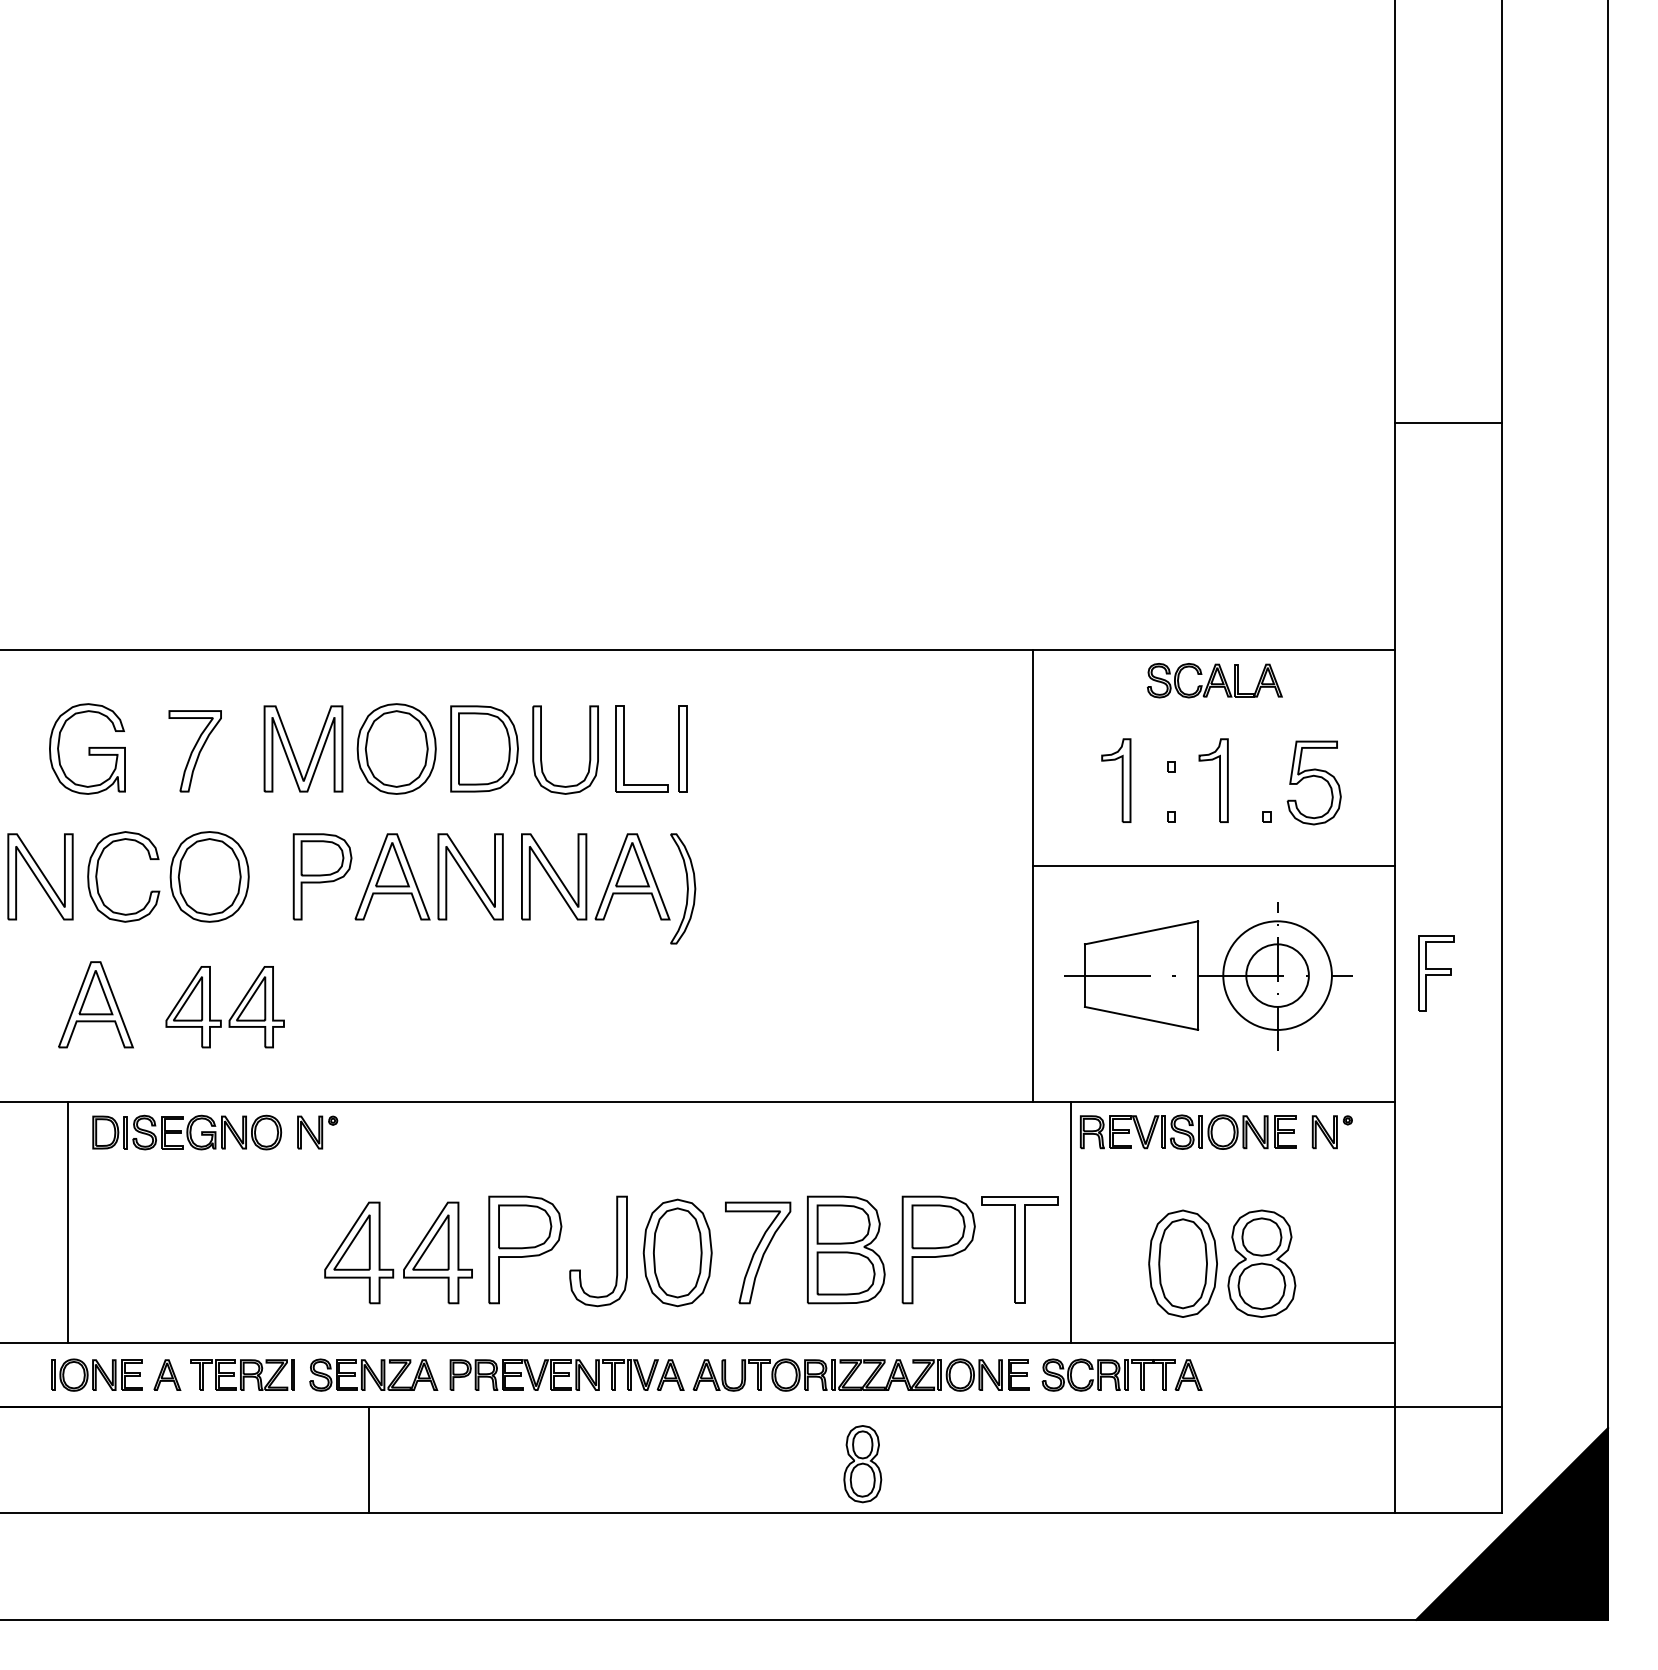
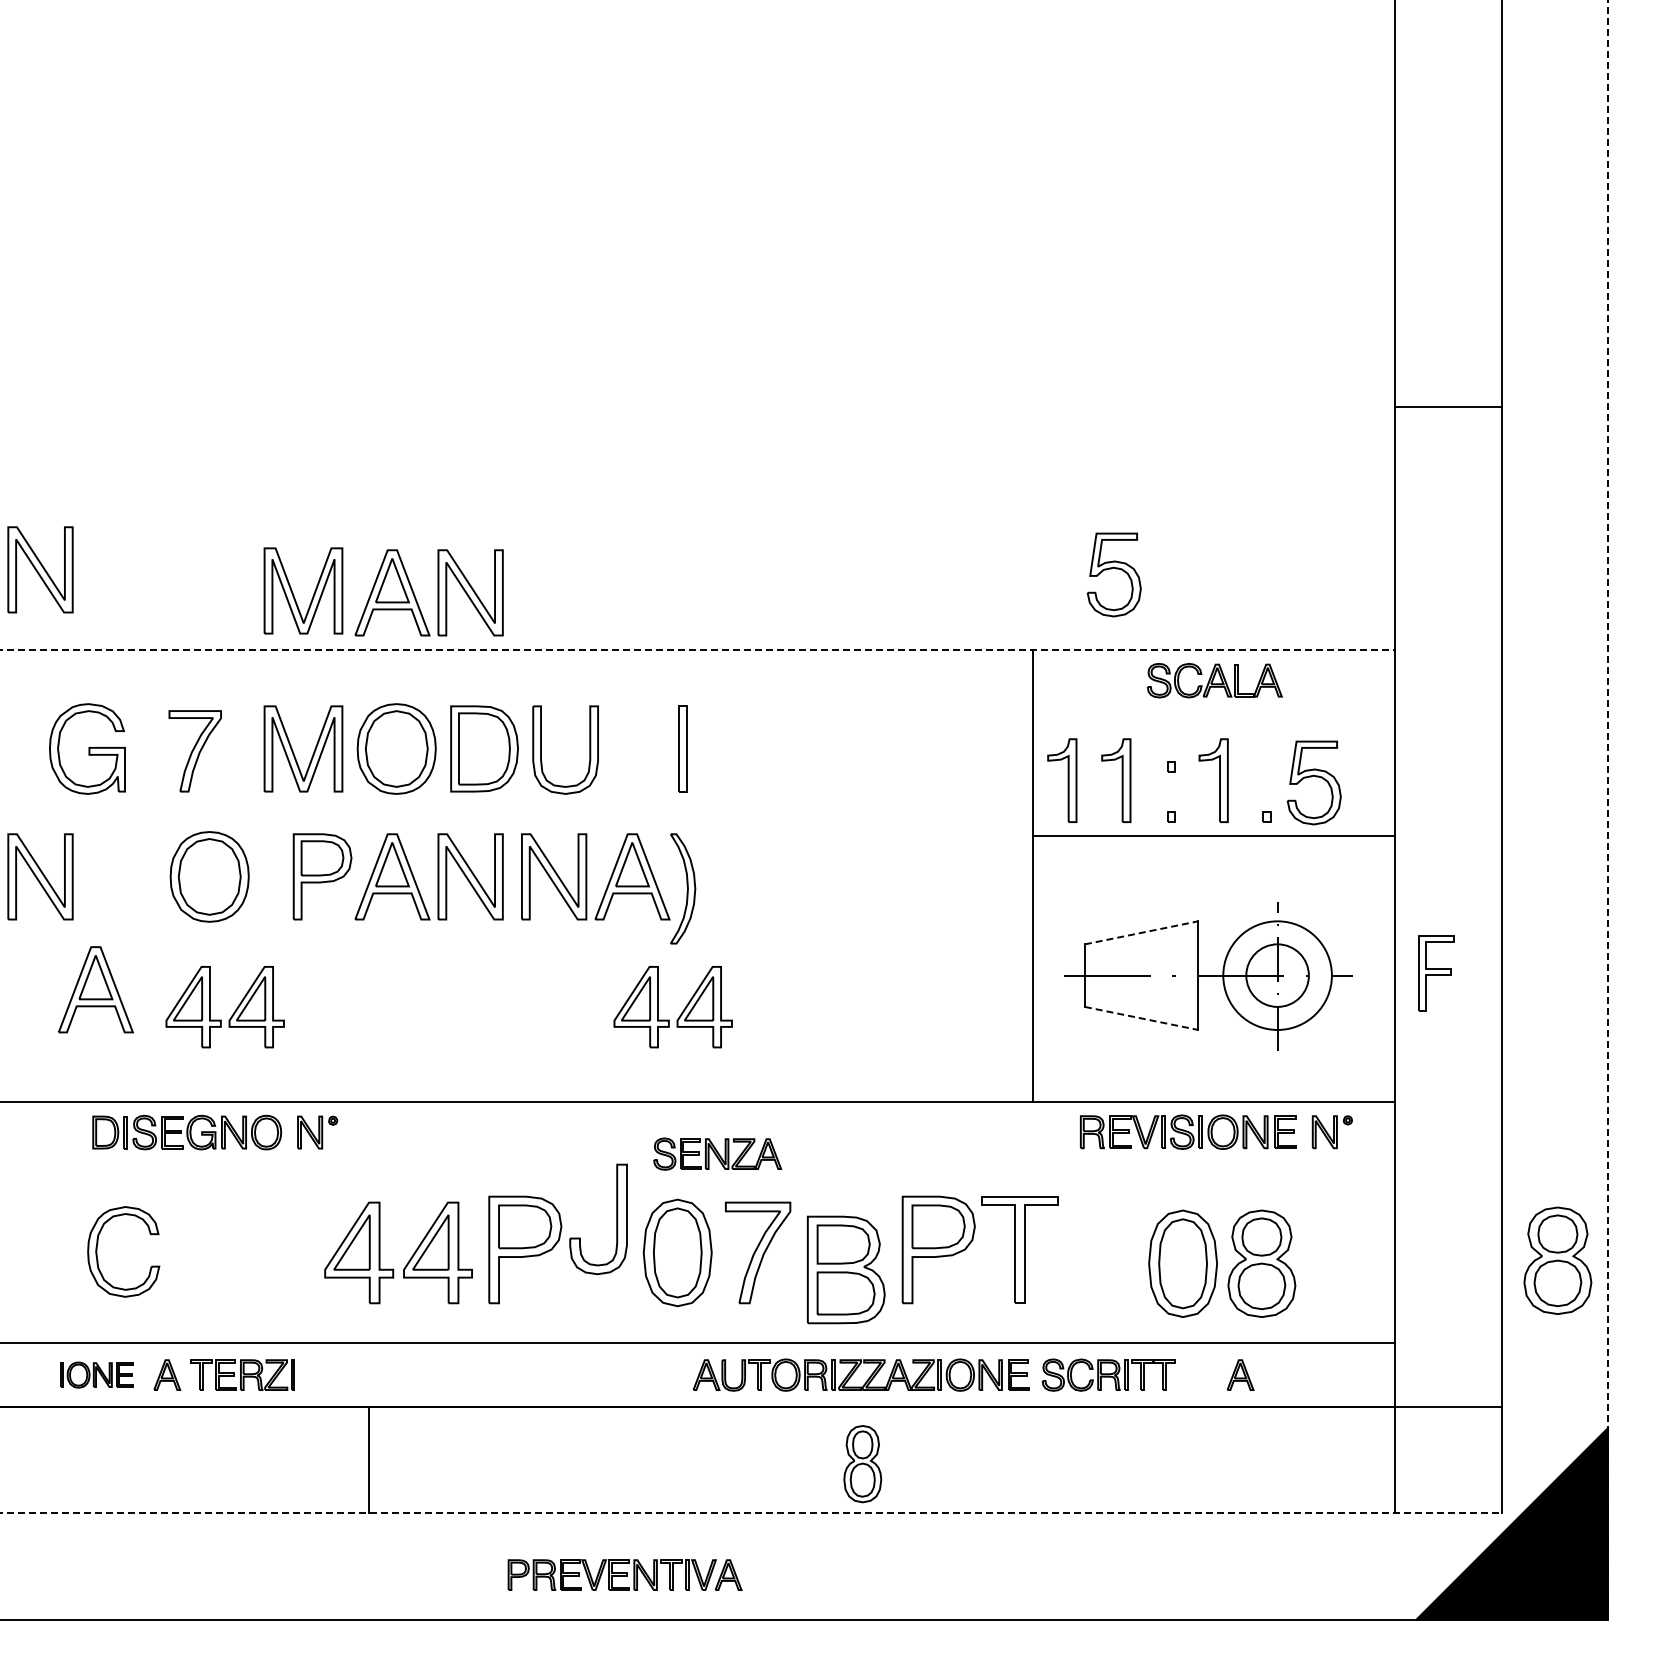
line position: (1447, 422) -> (1447, 406) (1447, 406)
part: none -> present (40, 569)
part: none -> present (1113, 574)
part: none -> present (293, 592)
part: none -> present (437, 592)
line: solid -> dashed (697, 649)
part: present -> none (624, 748)
part: none -> present (1062, 780)
line: solid -> dashed (1608, 810)
line position: (1213, 865) -> (1213, 835) (1213, 835)
part position: (97, 876) -> (97, 1251) (97, 1251)
line: solid -> dashed (1141, 932)
part position: (95, 1004) -> (95, 989) (95, 989)
part: none -> present (681, 1012)
line: solid -> dashed (1141, 1018)
line: present -> none (68, 1221)
line: present -> none (1070, 1221)
part position: (846, 1249) -> (846, 1269) (846, 1269)
part position: (616, 1251) -> (616, 1219) (616, 1219)
part: none -> present (1557, 1260)
part size: 92x34 px -> 74x28 px (96, 1374)
part position: (373, 1374) -> (717, 1153) (717, 1153)
part position: (566, 1374) -> (624, 1574) (624, 1574)
part position: (1188, 1374) -> (1240, 1374) (1240, 1374)
line: solid -> dashed (751, 1513)
